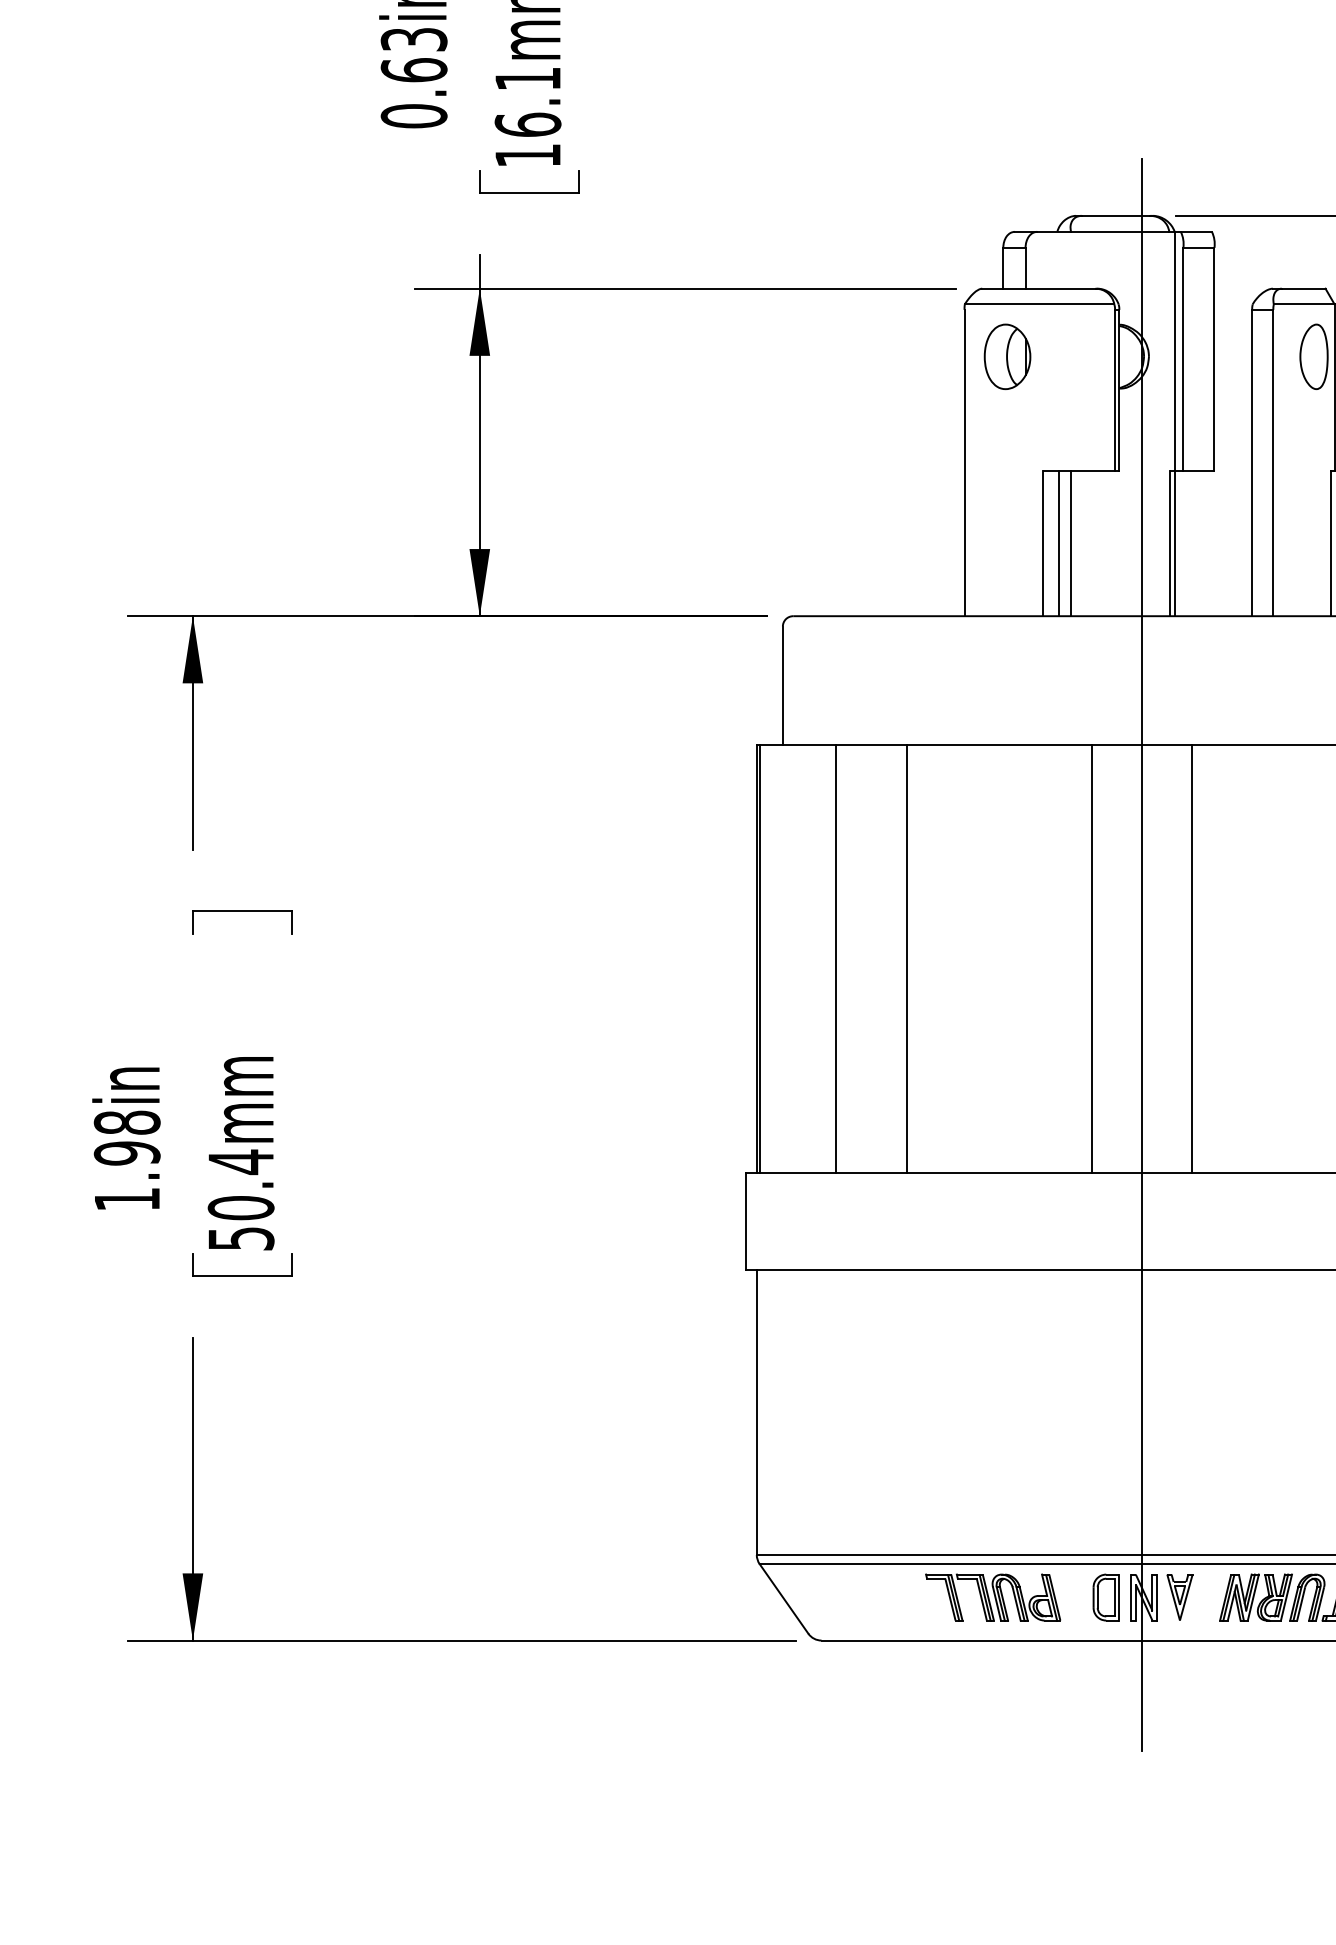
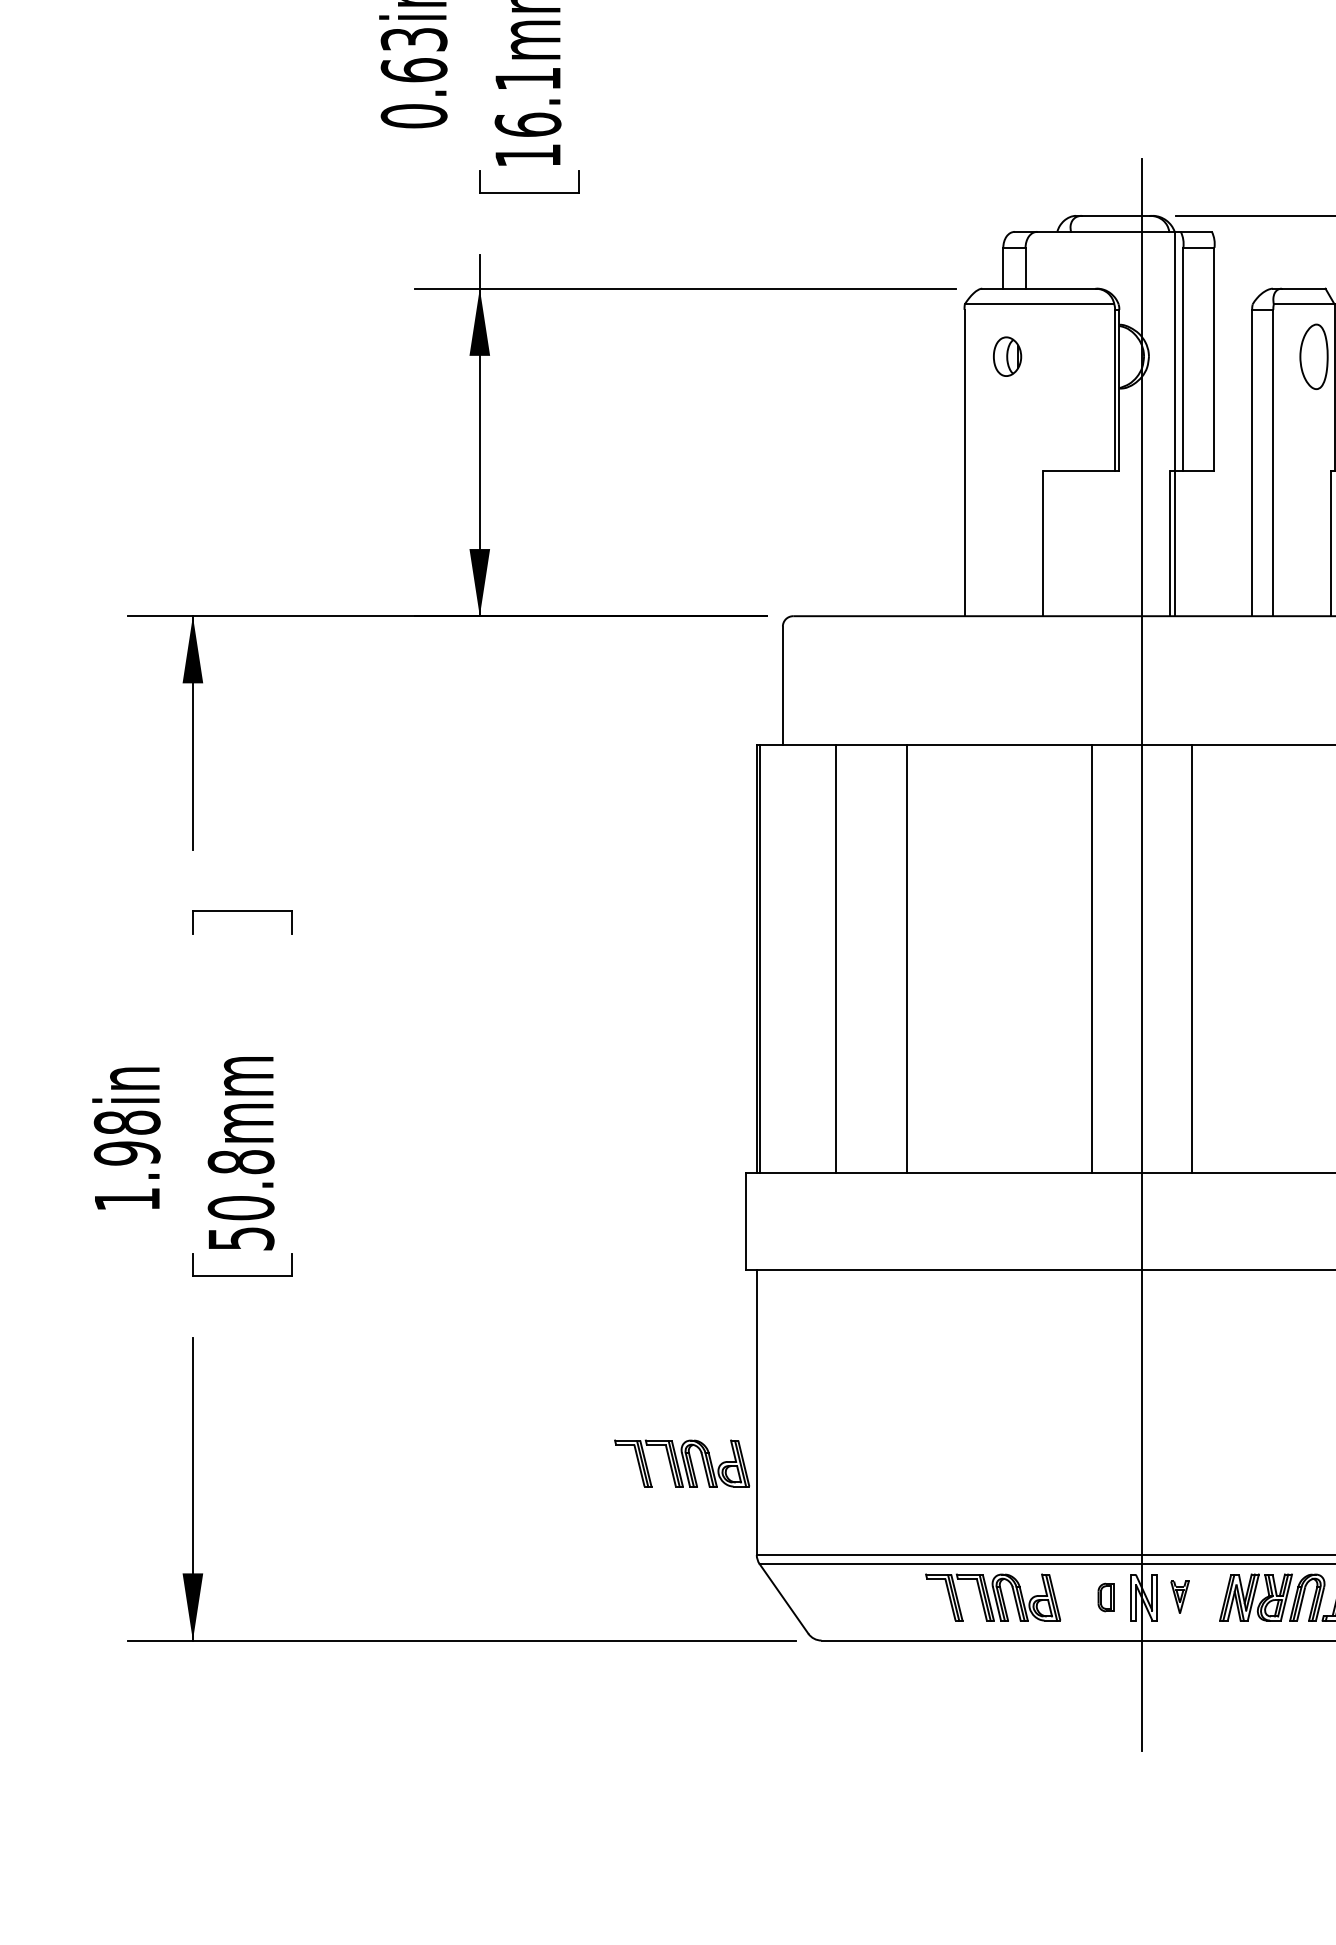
part size: 49x67 px -> 30x41 px (1007, 356)
line: present -> none (1058, 543)
line: present -> none (1071, 543)
text: 50.4mm -> 50.8mm (240, 1162)
part: none -> present (682, 1463)
part size: 28x49 px -> 18x31 px (1105, 1597)
part size: 28x47 px -> 20x34 px (1179, 1596)
